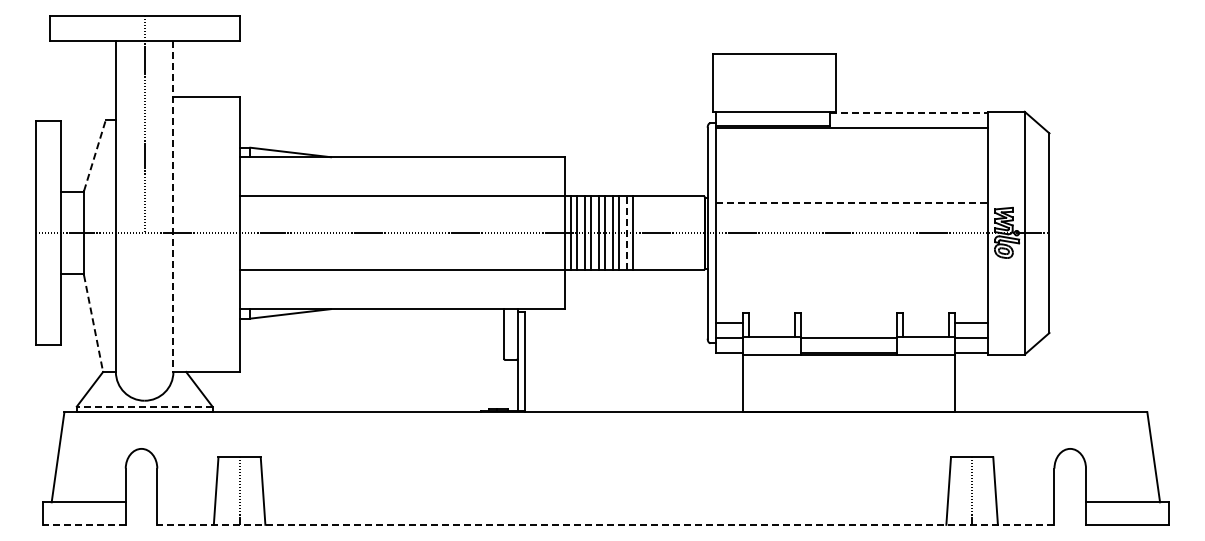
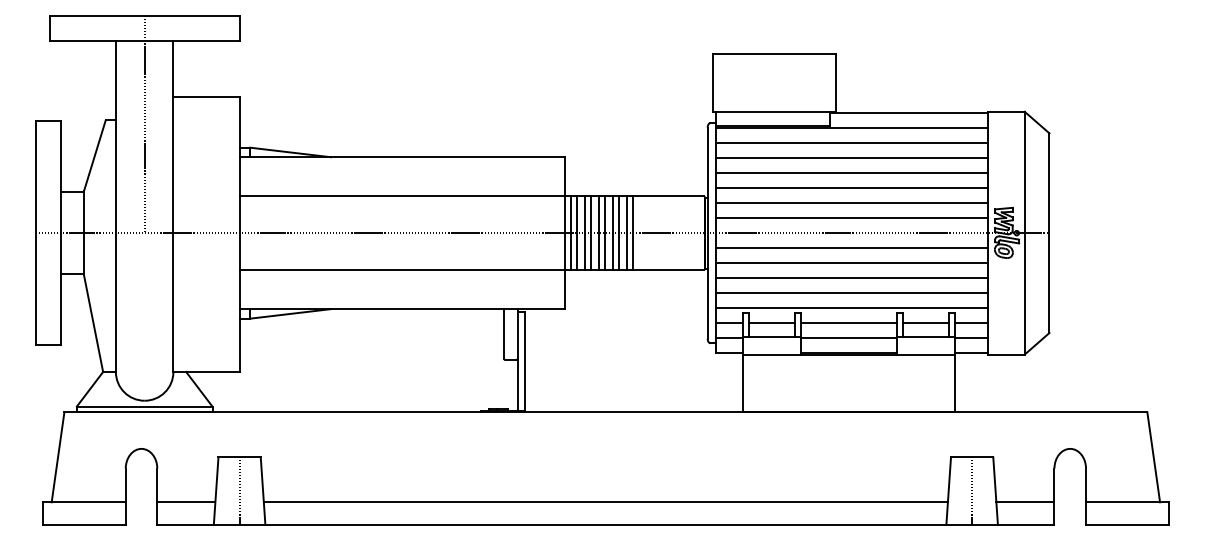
line: dashed -> solid (909, 113)
line: none -> present (851, 143)
line: dashed -> solid (95, 155)
line: none -> present (851, 158)
line: none -> present (851, 173)
line: none -> present (851, 188)
line: dashed -> solid (851, 203)
line: dashed -> solid (173, 206)
line: none -> present (851, 218)
line: dashed -> solid (626, 233)
line: none -> present (851, 248)
line: none -> present (851, 263)
line: none -> present (851, 278)
line: none -> present (851, 293)
line: none -> present (851, 308)
line: none -> present (771, 323)
line: none -> present (848, 323)
line: none -> present (925, 323)
line: dashed -> solid (93, 324)
line: dashed -> solid (144, 406)
line: none -> present (186, 502)
line: none -> present (605, 502)
line: none -> present (1025, 502)
line: dashed -> solid (83, 524)
line: dashed -> solid (605, 524)
